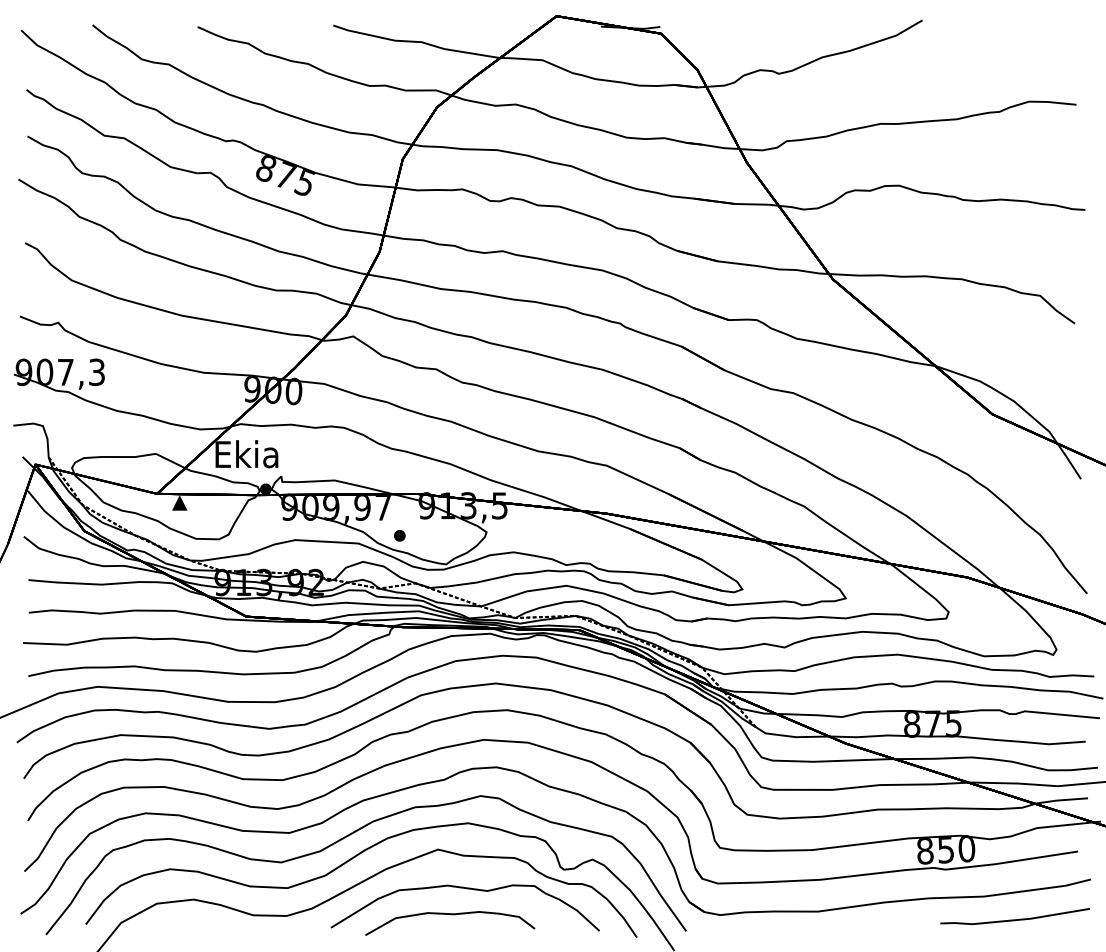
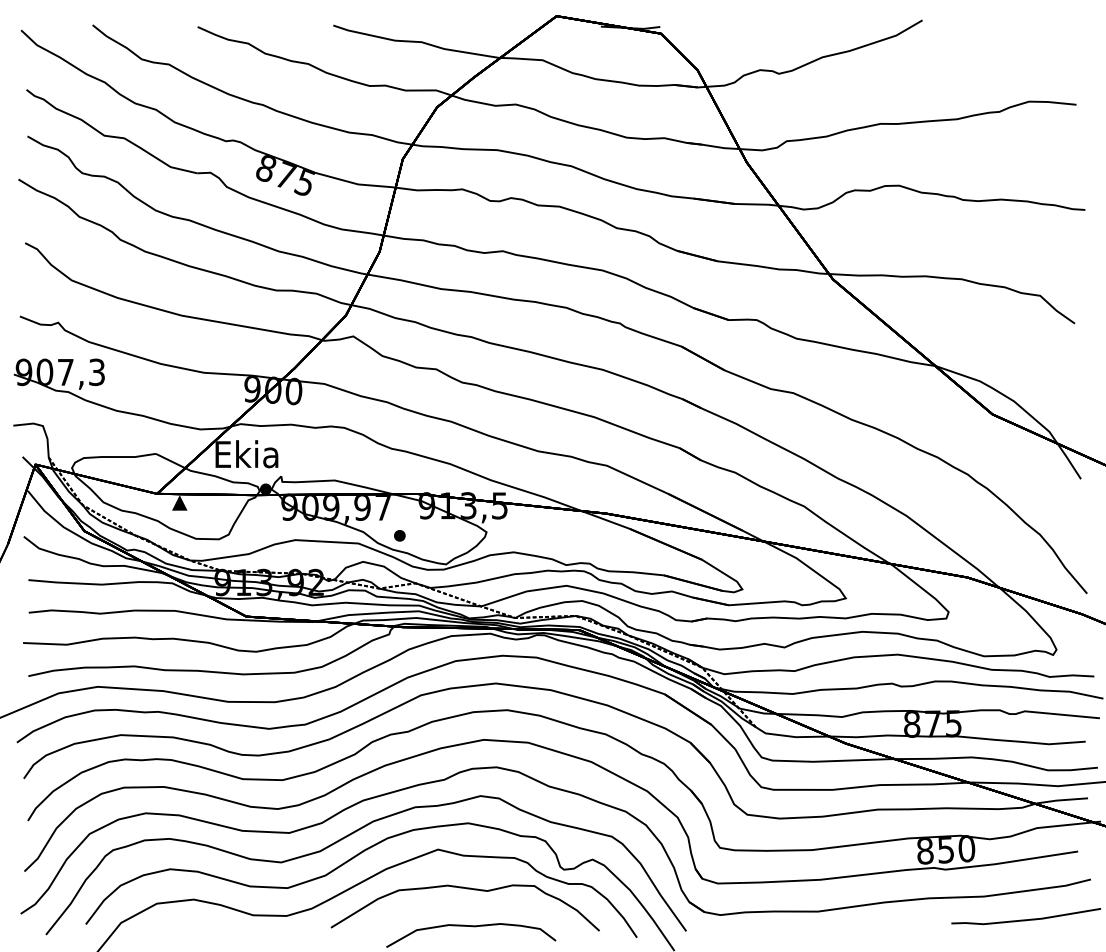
curve position: (451, 915) -> (472, 927) (472, 927)
line position: (1015, 919) -> (1026, 919) (1026, 919)
